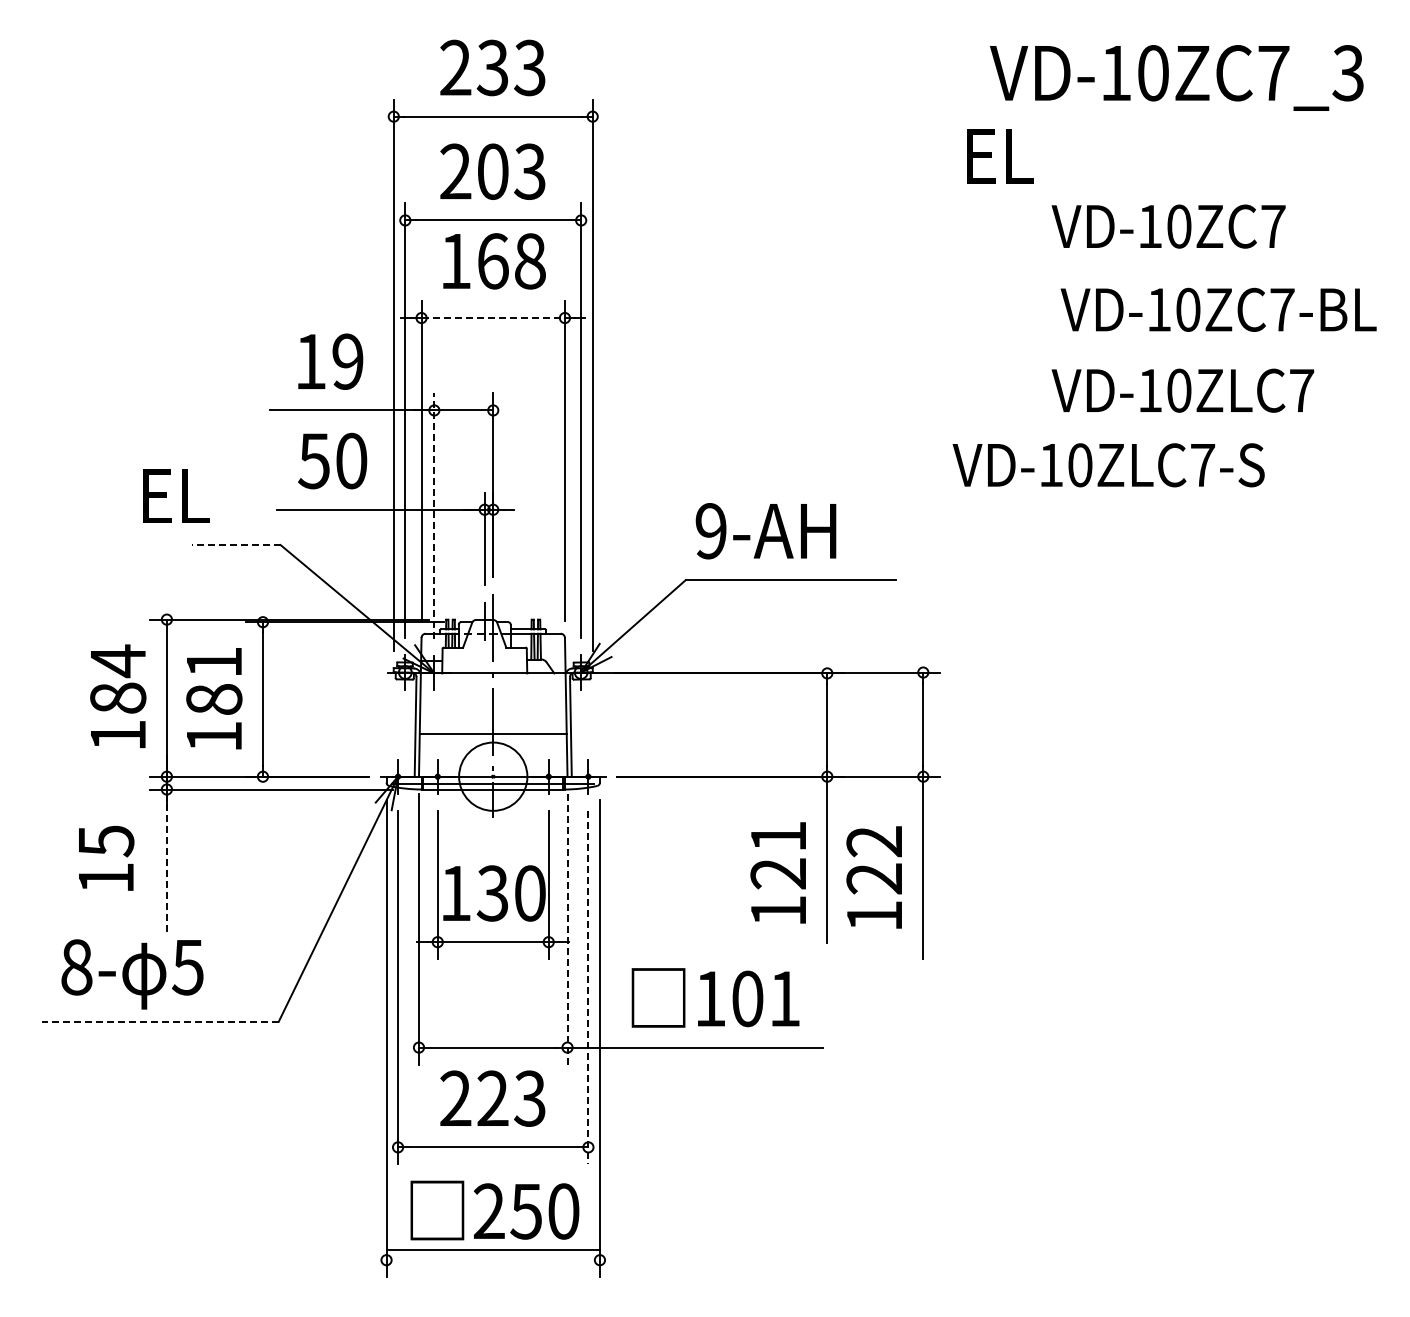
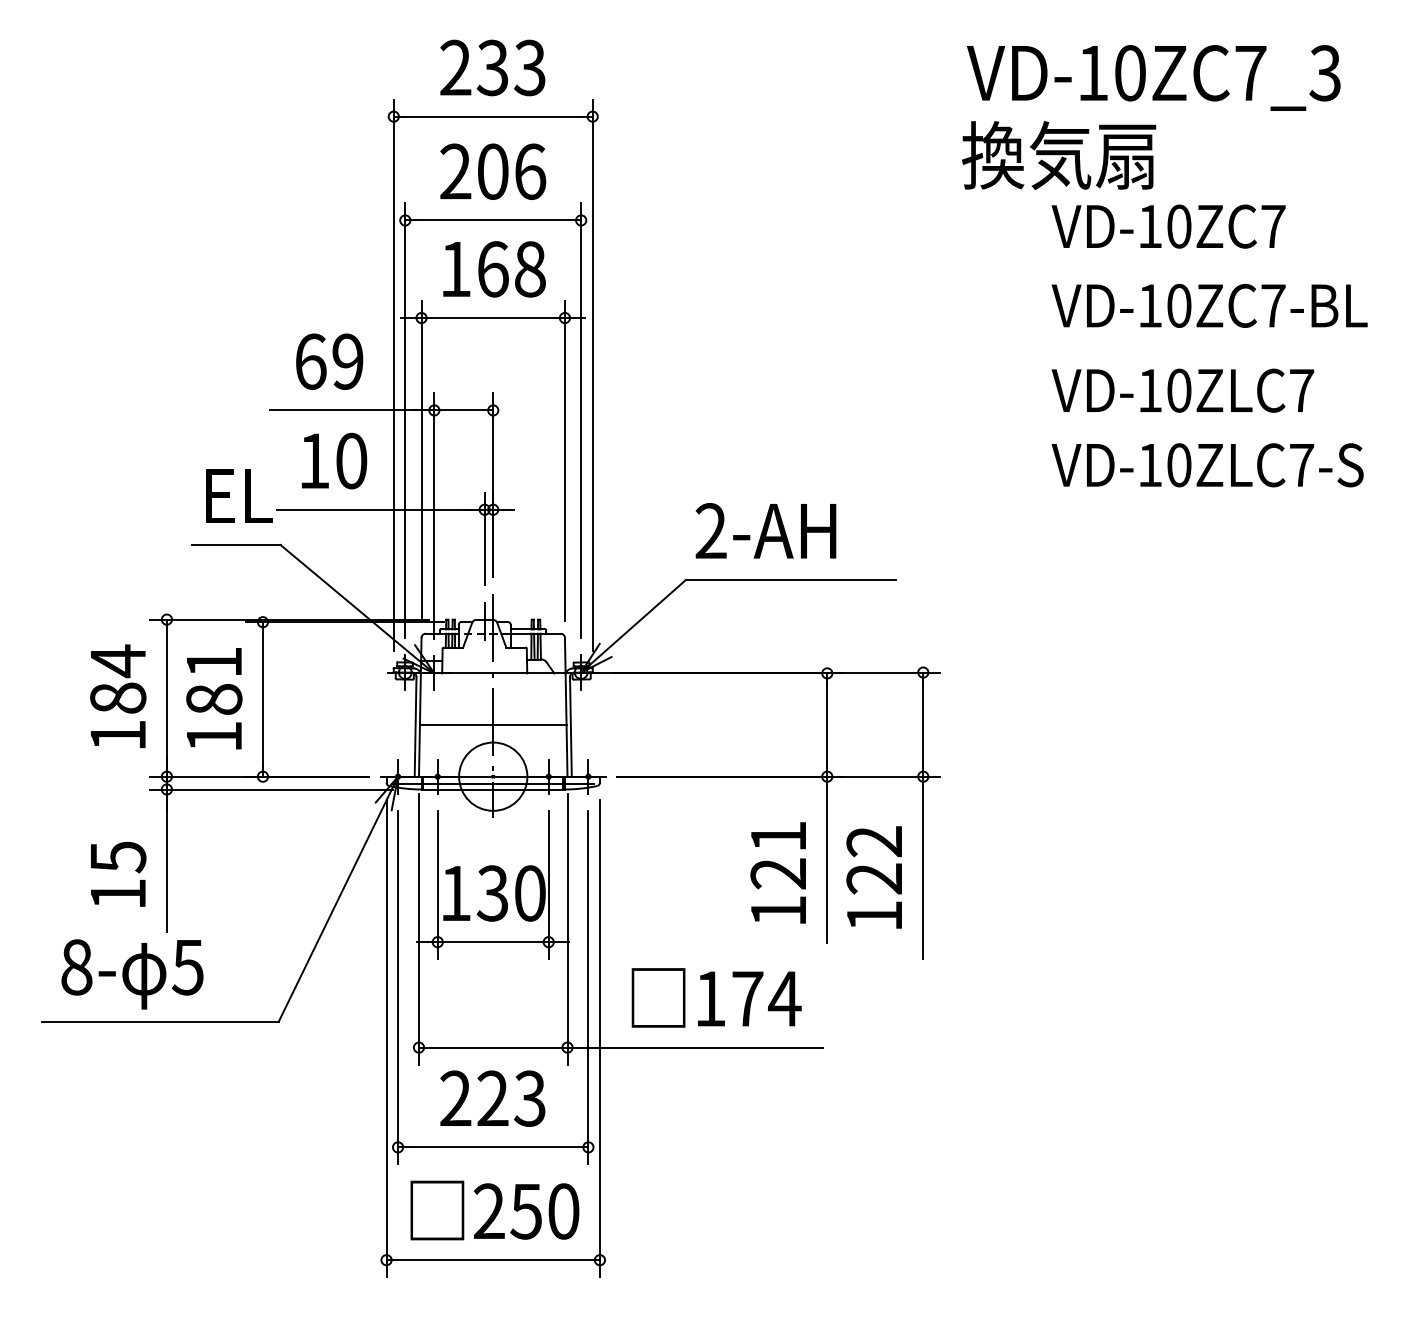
text position: (1176, 77) -> (1153, 77) (1153, 77)
text: EL -> 換気扇 (1059, 155)
text: 203 -> 206 (530, 171)
text position: (494, 261) -> (494, 269) (494, 269)
text position: (1218, 309) -> (1209, 305) (1209, 305)
line: dashed -> solid (493, 318)
text: 19 -> 69 (311, 361)
text: 50 -> 10 (313, 461)
text position: (1108, 465) -> (1207, 465) (1207, 465)
text position: (176, 495) -> (239, 495) (239, 495)
line: dashed -> solid (434, 516)
text: 9-AH -> 2-AH (710, 531)
line: dashed -> solid (235, 545)
line position: (492, 734) -> (492, 725) (492, 725)
text position: (106, 857) -> (118, 873) (118, 873)
line: dashed -> solid (166, 860)
line: dashed -> solid (567, 929)
line: dashed -> solid (588, 987)
text: 101 -> 174 (766, 998)
line: dashed -> solid (160, 1021)
line position: (492, 1250) -> (492, 1260) (492, 1260)
